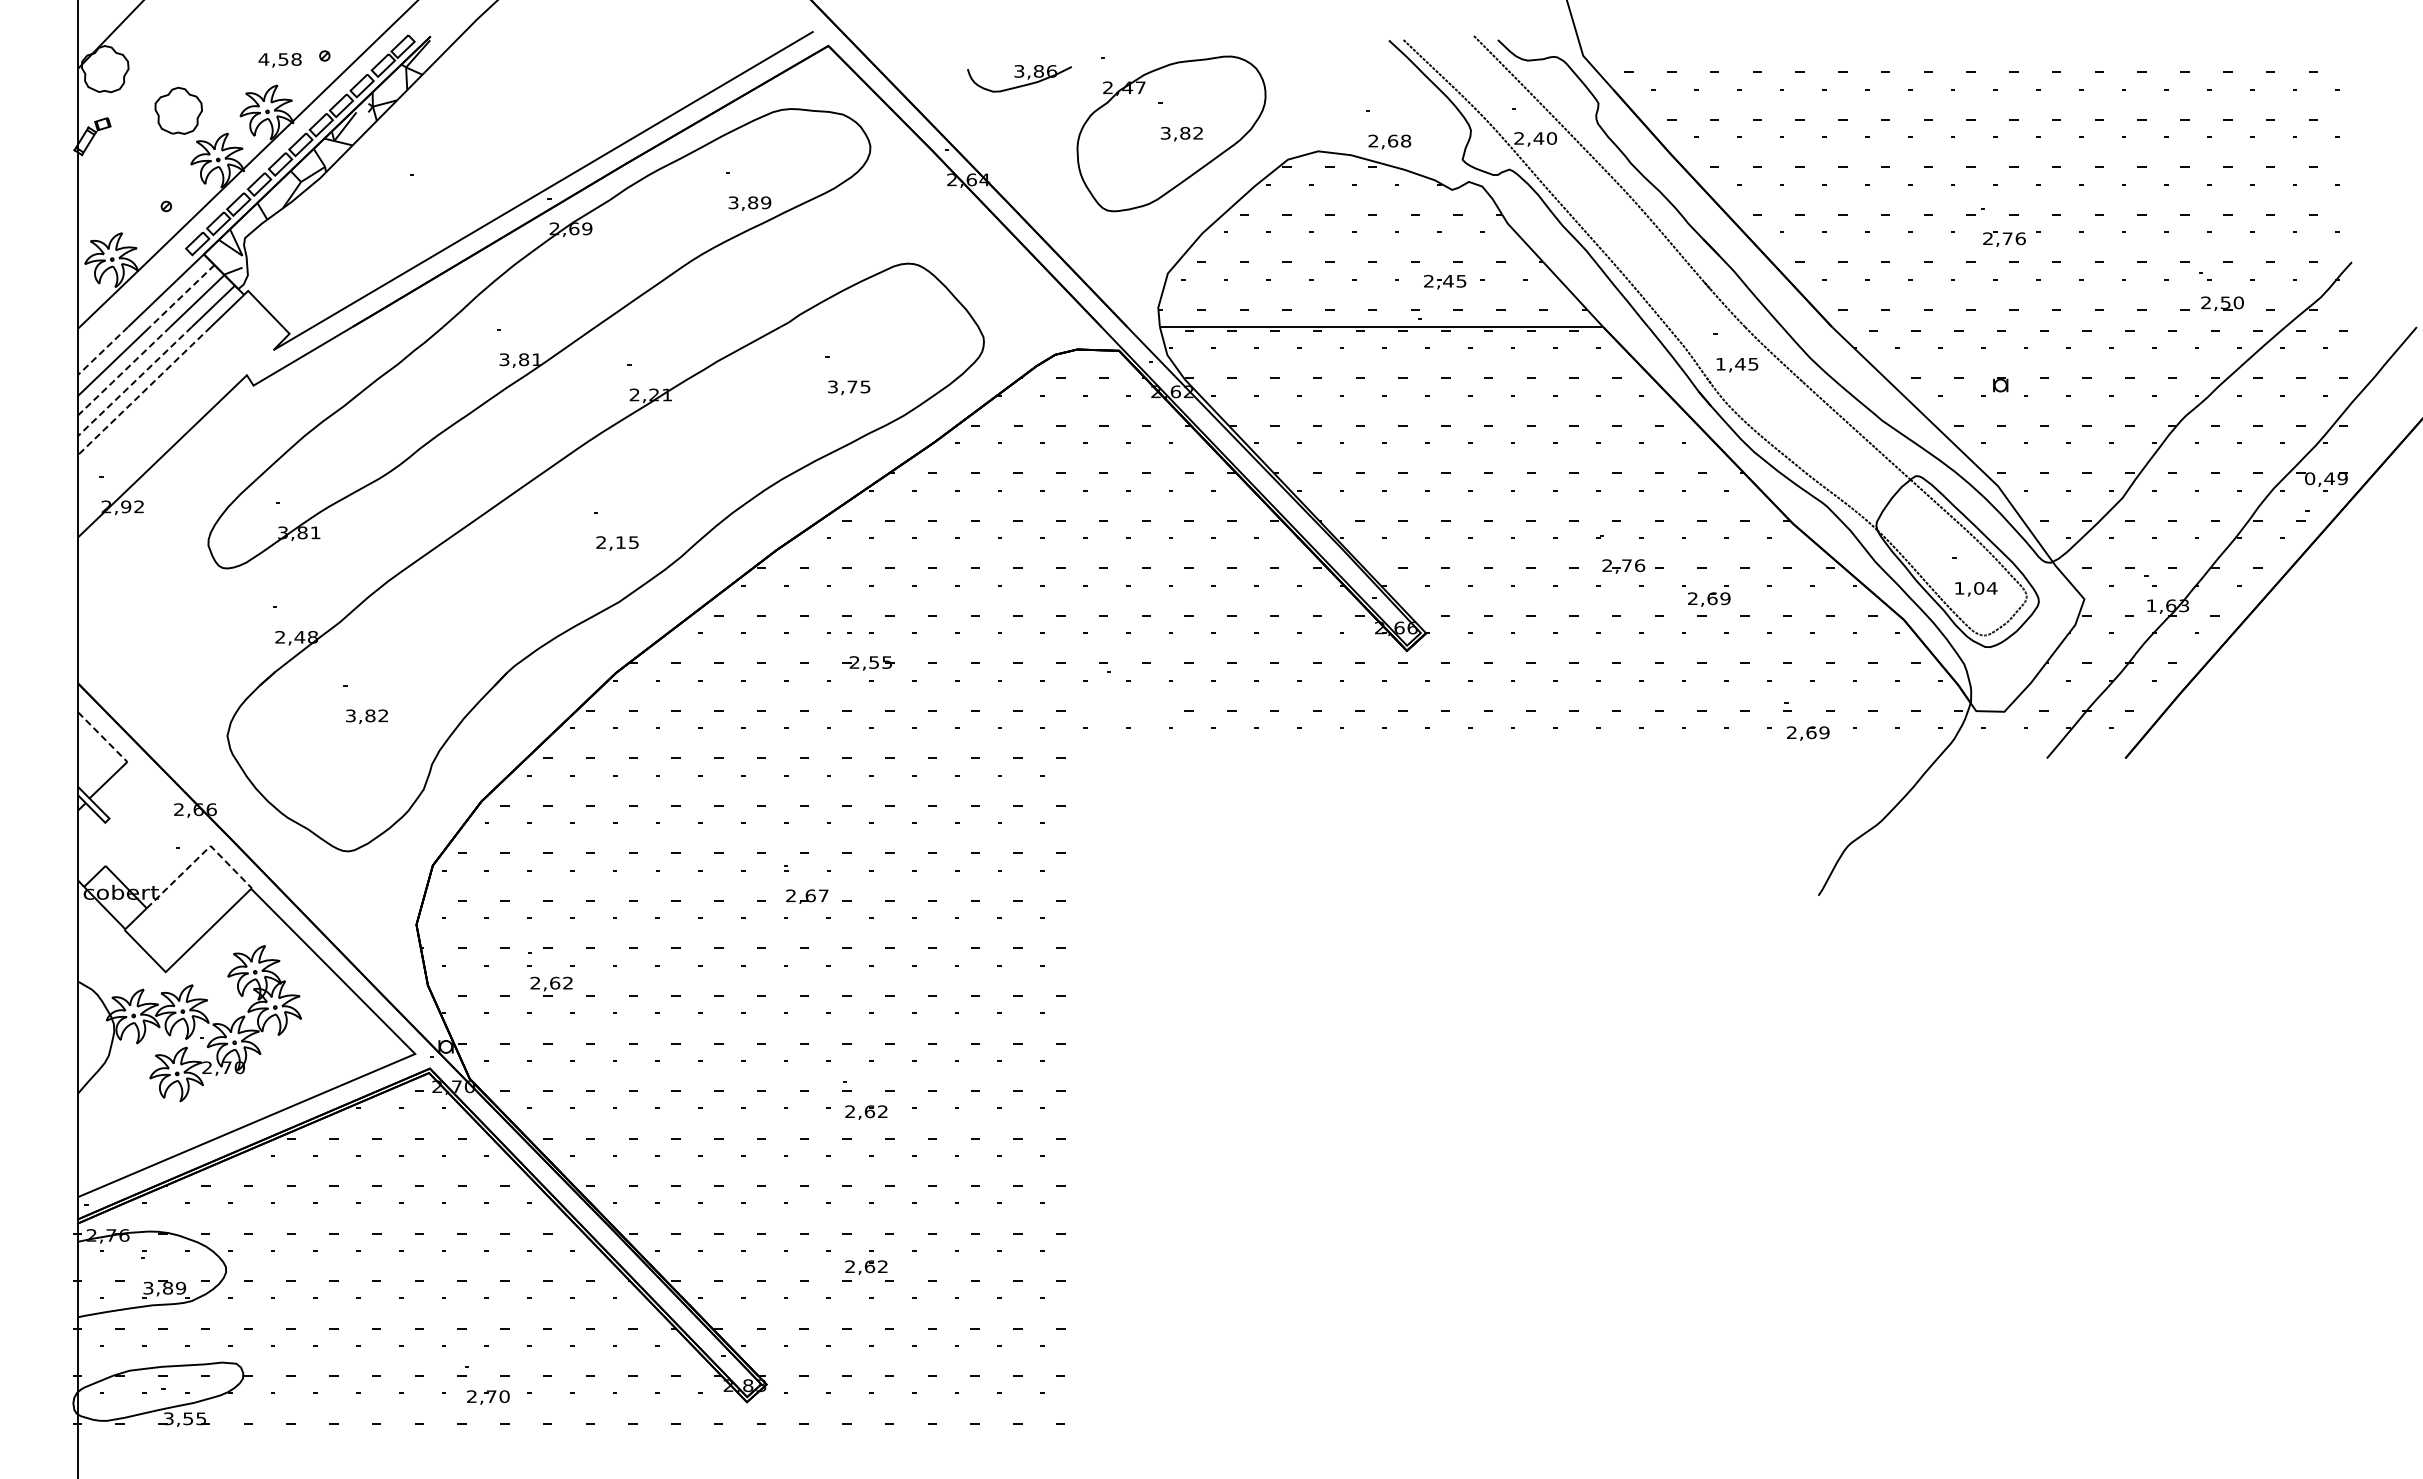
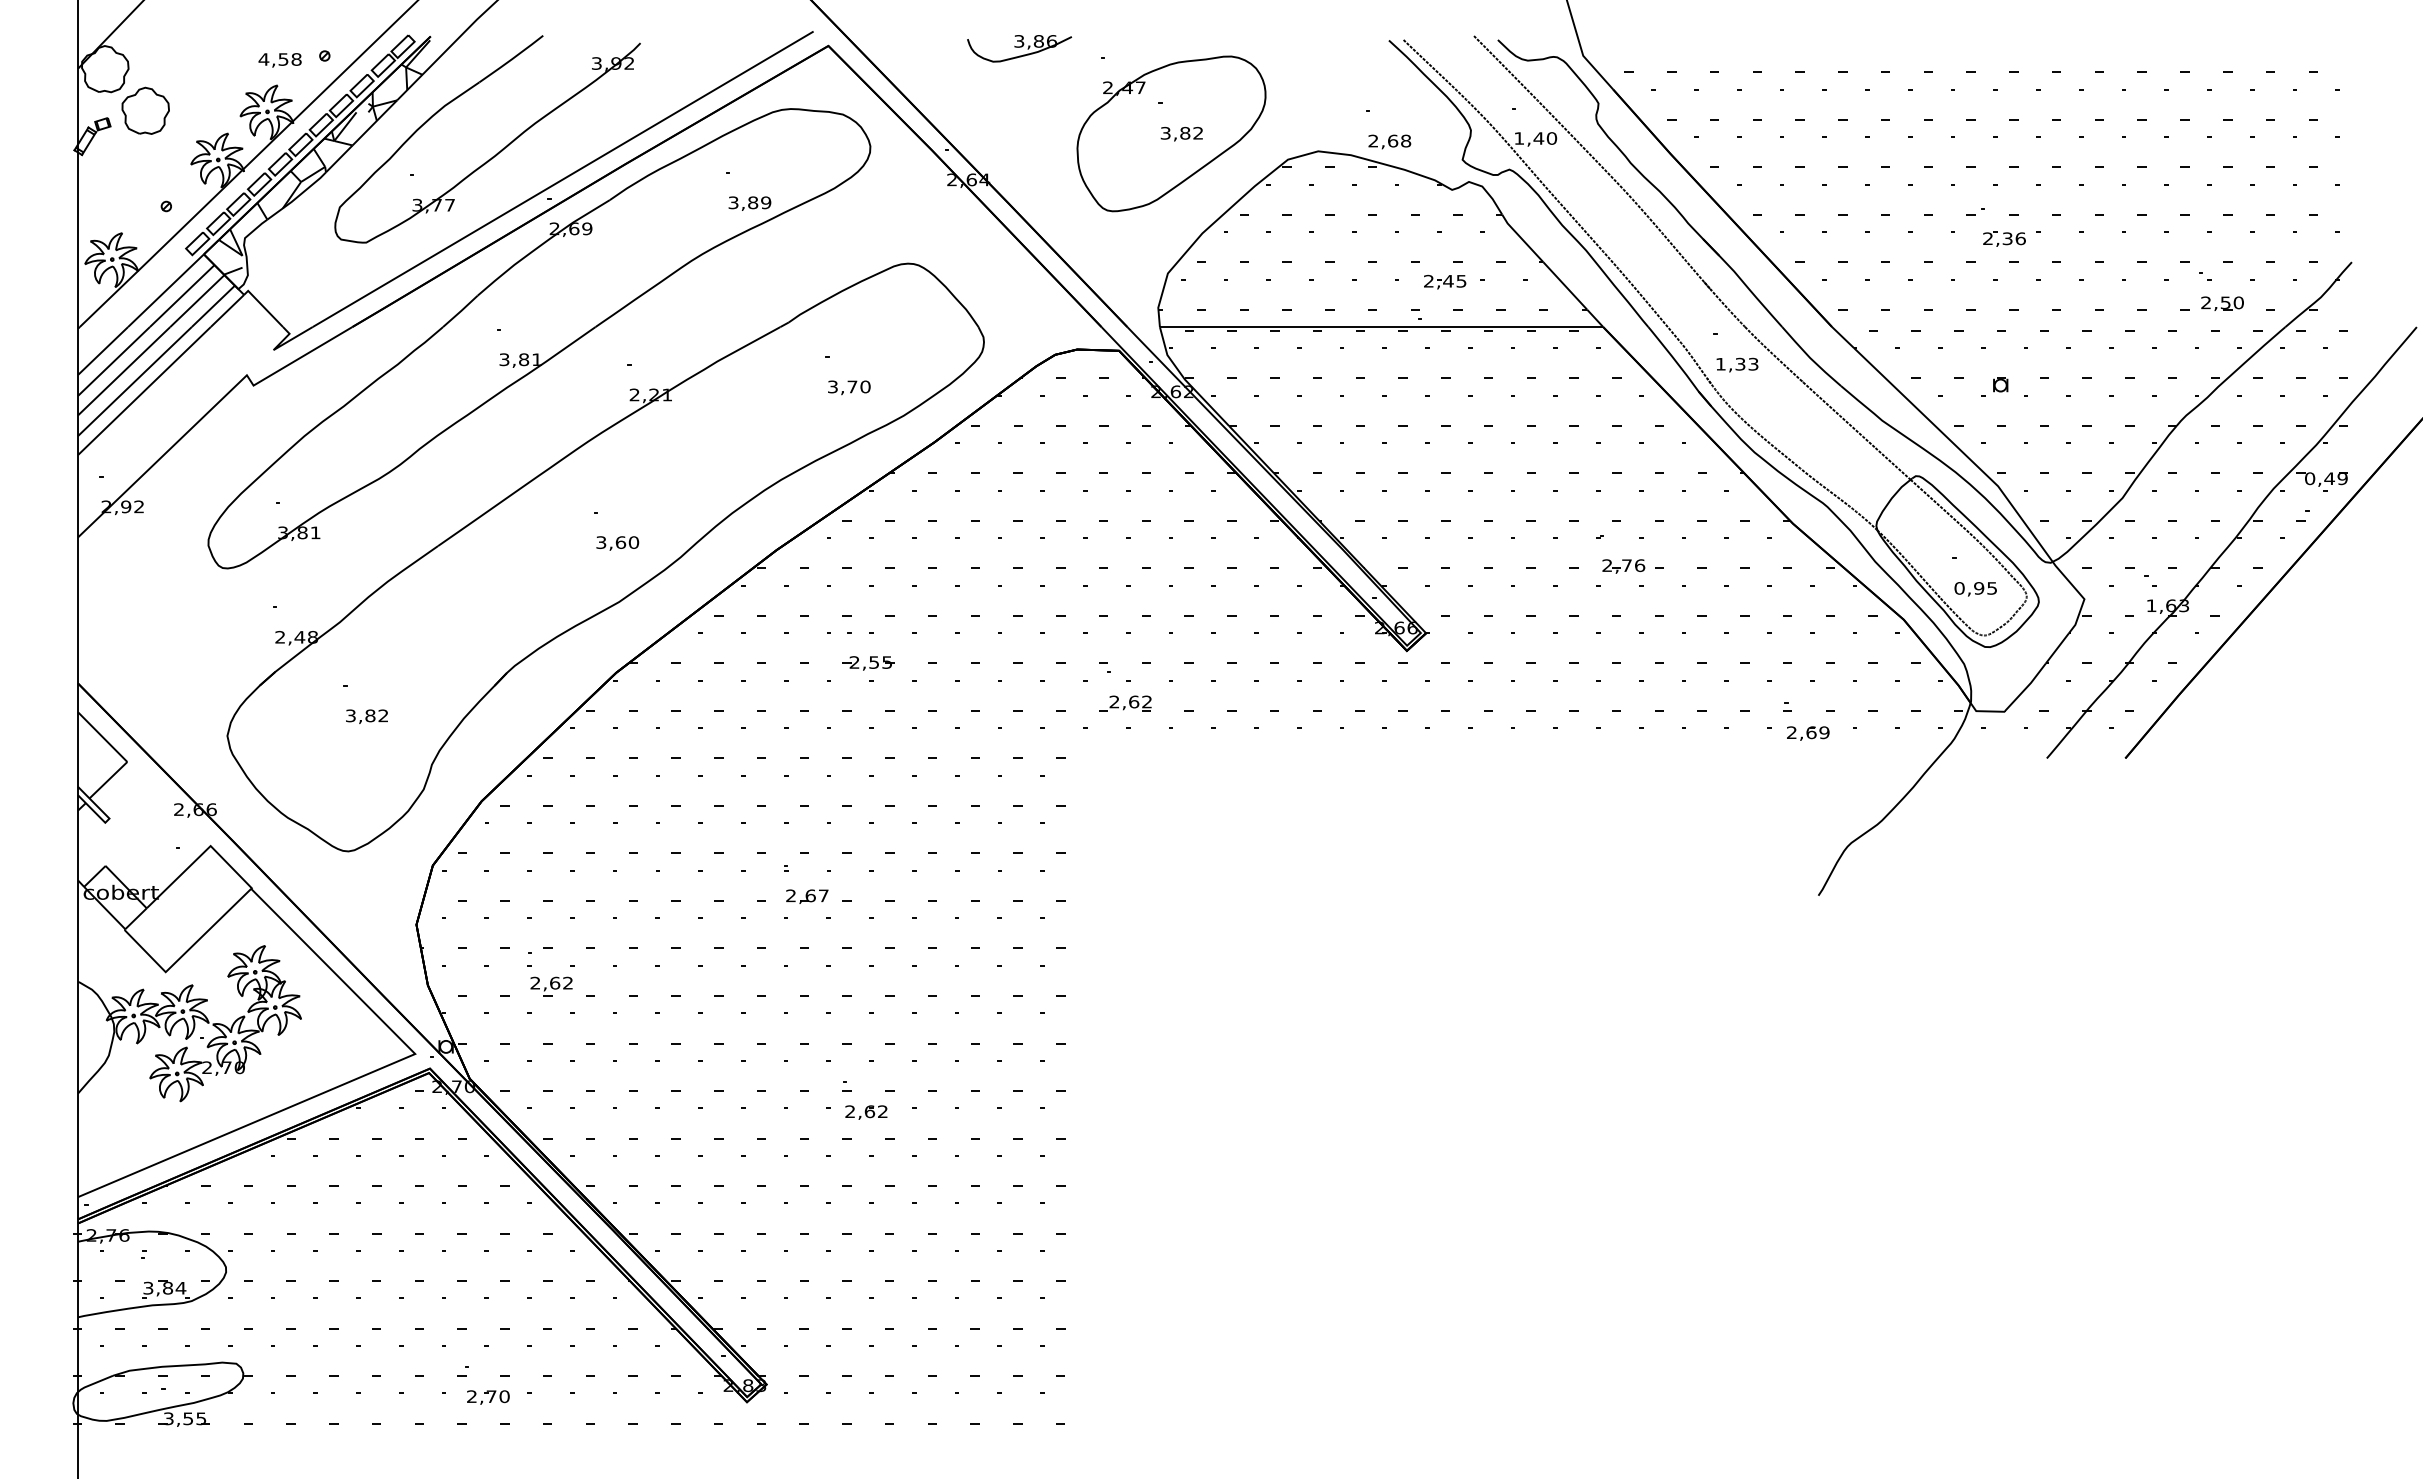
part position: (1019, 78) -> (1019, 48) (1019, 48)
part position: (178, 110) -> (145, 110) (145, 110)
text: 2,40 -> 1,40 (1518, 138)
part: none -> present (497, 152)
text: 2,76 -> 2,36 (2007, 238)
line: dashed -> solid (182, 296)
line: dashed -> solid (103, 351)
text: 1,45 -> 1,33 (1746, 363)
line: dashed -> solid (124, 371)
line: dashed -> solid (134, 381)
text: 3,75 -> 3,70 (865, 386)
line: dashed -> solid (144, 391)
text: 2,15 -> 3,60 (617, 542)
text: 1,04 -> 0,95 (1975, 588)
part: present -> none (1709, 599)
part: none -> present (1125, 703)
line: dashed -> solid (103, 737)
line: dashed -> solid (200, 855)
part: present -> none (866, 1267)
text: 3,89 -> 3,84 (180, 1287)
